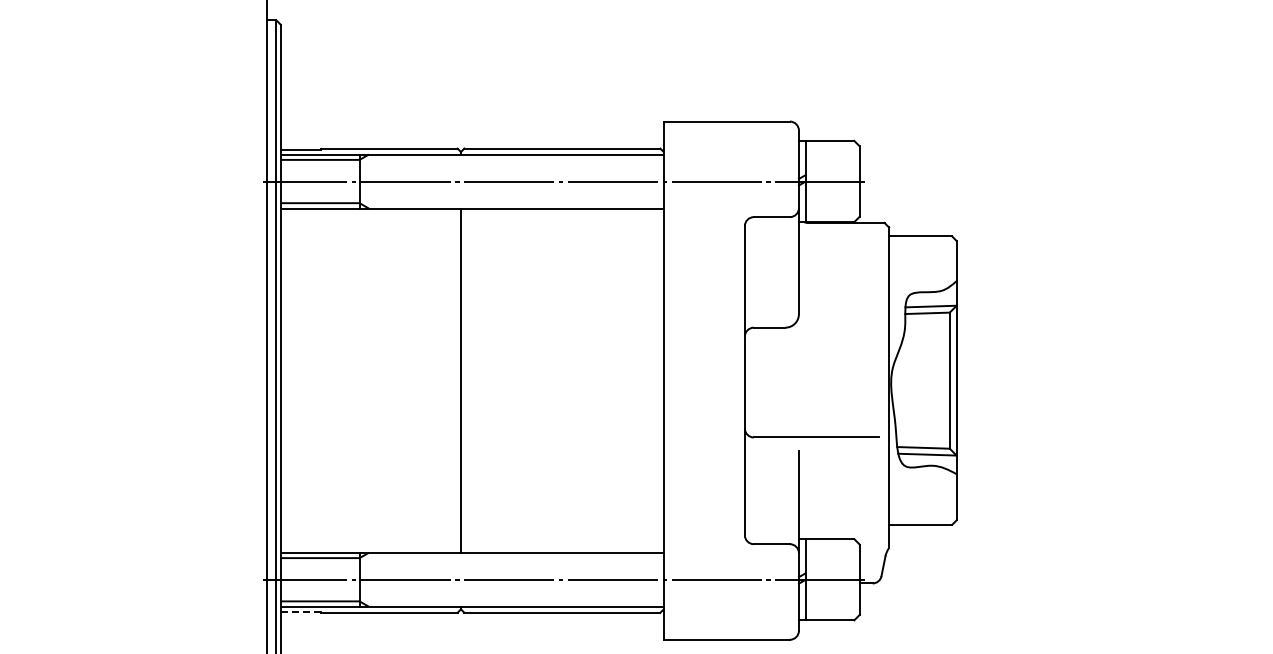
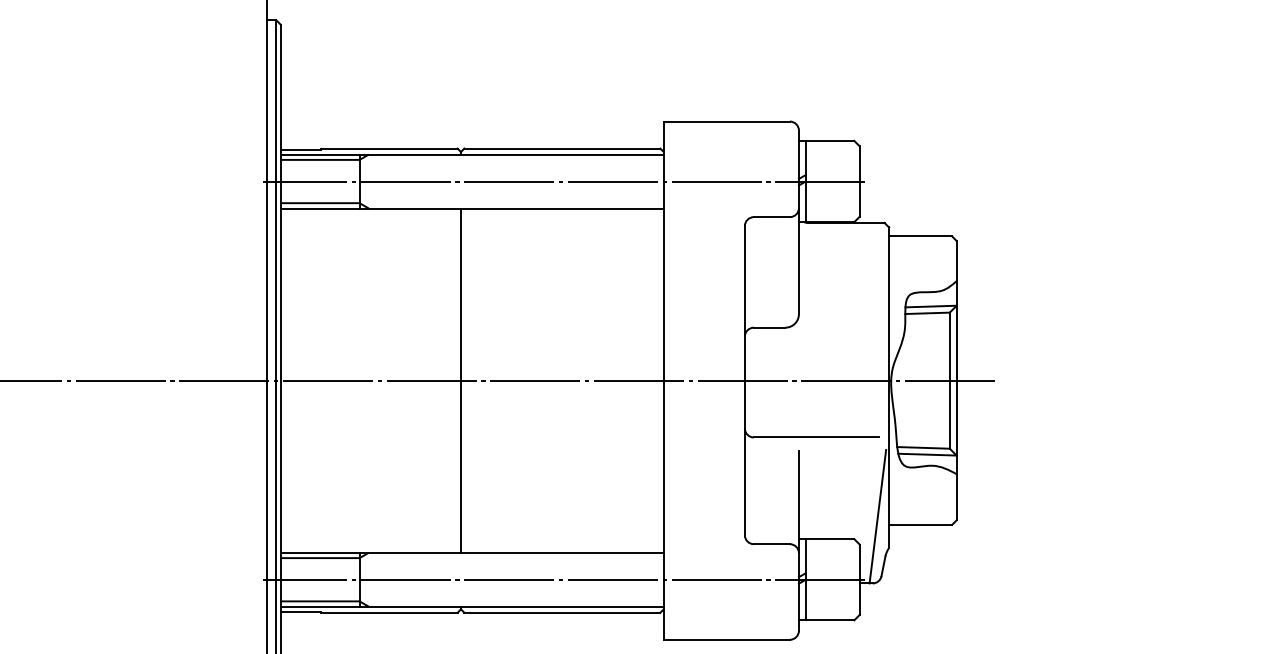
line: none -> present (498, 380)
line: none -> present (877, 516)
line: dashed -> solid (301, 611)
